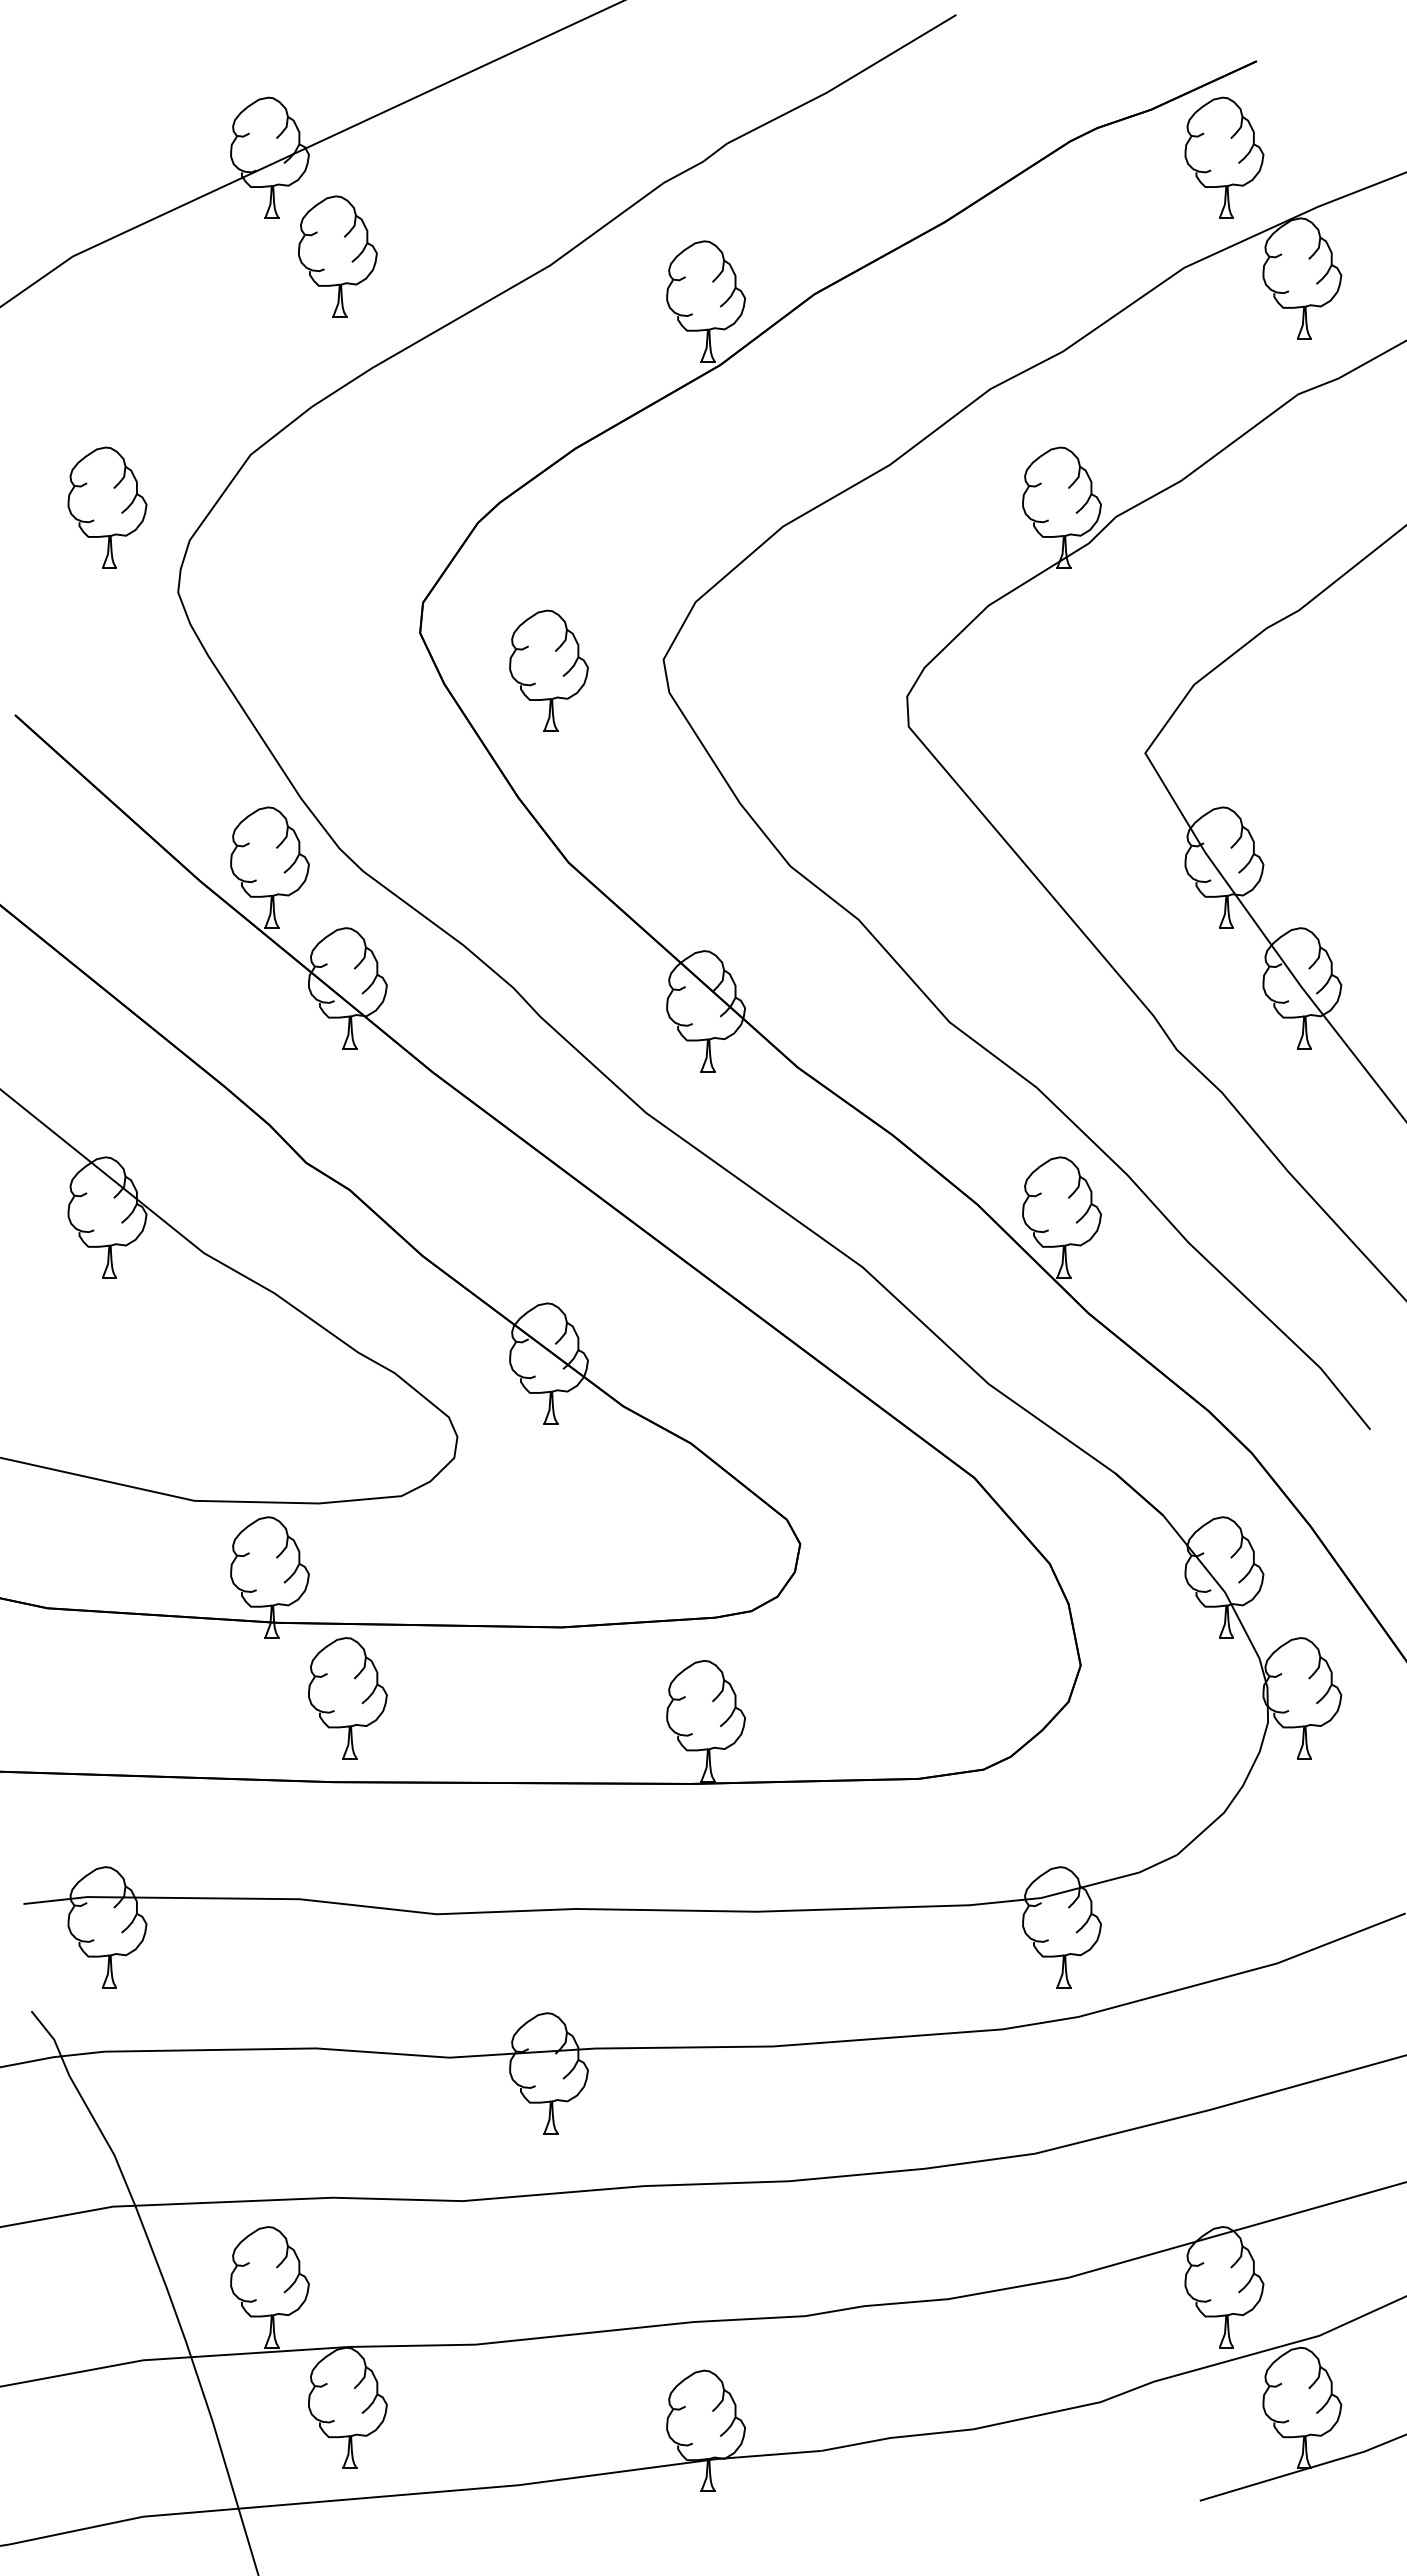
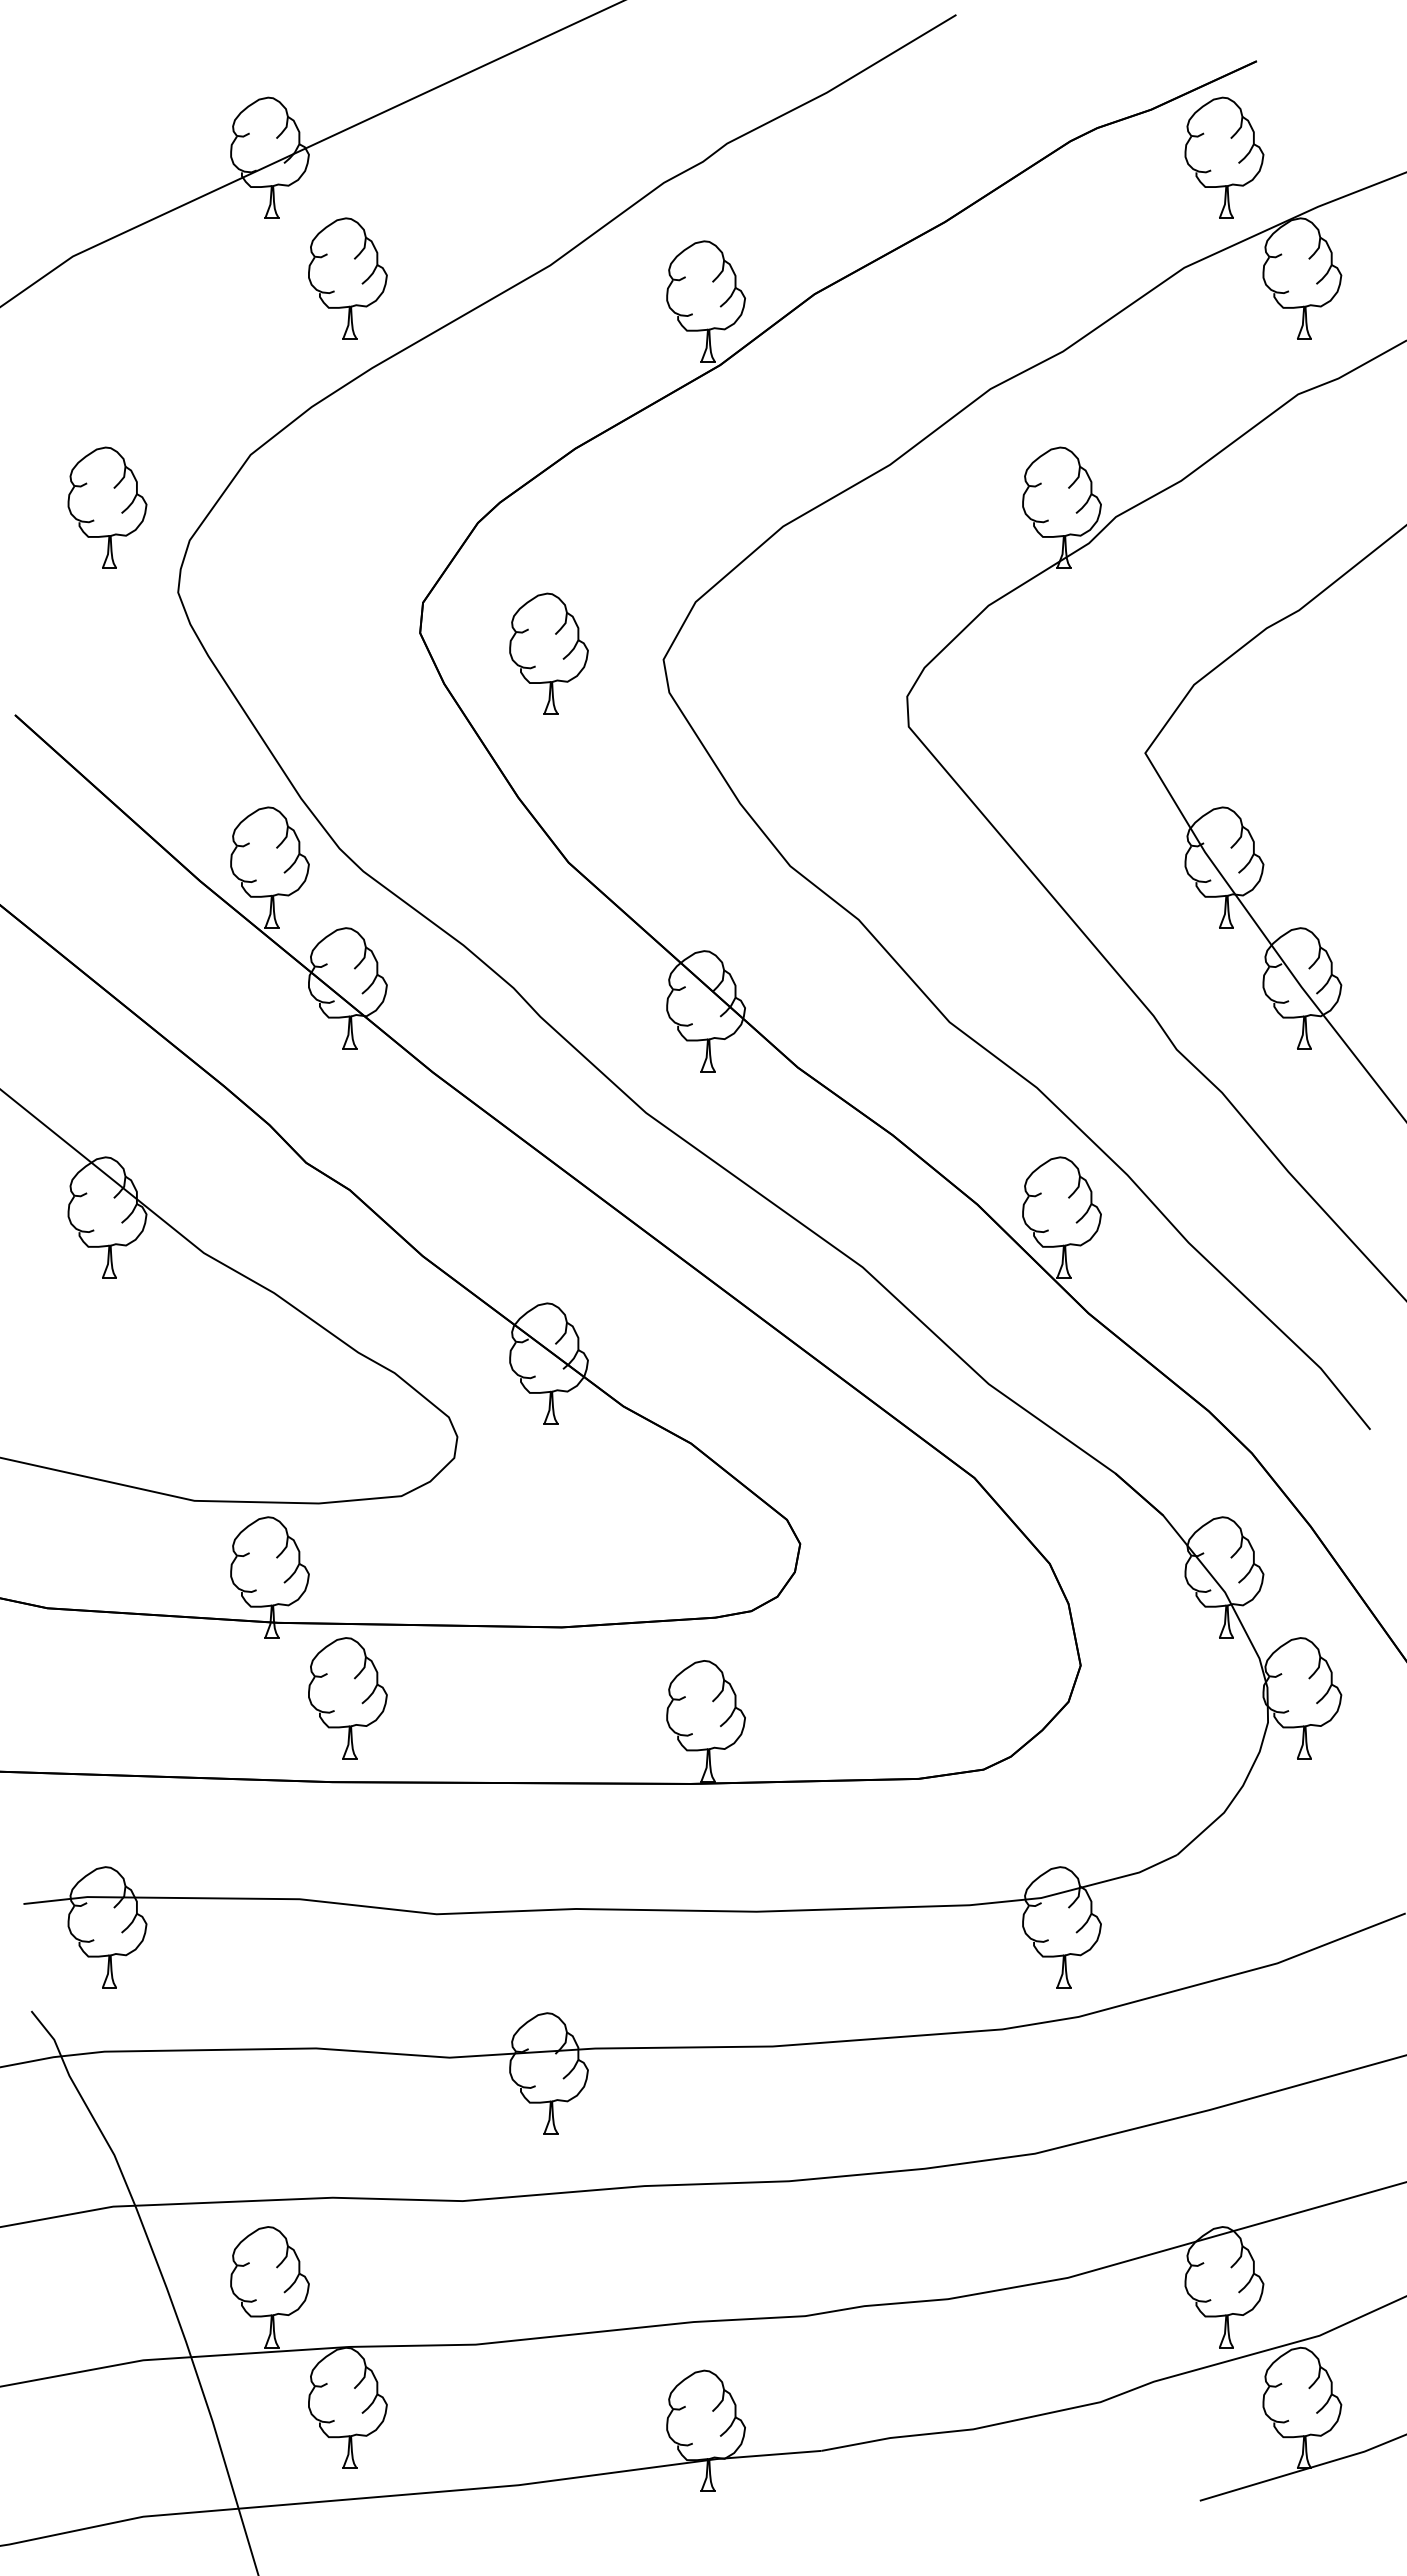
part position: (337, 256) -> (347, 278) (347, 278)
part position: (548, 670) -> (548, 653) (548, 653)
